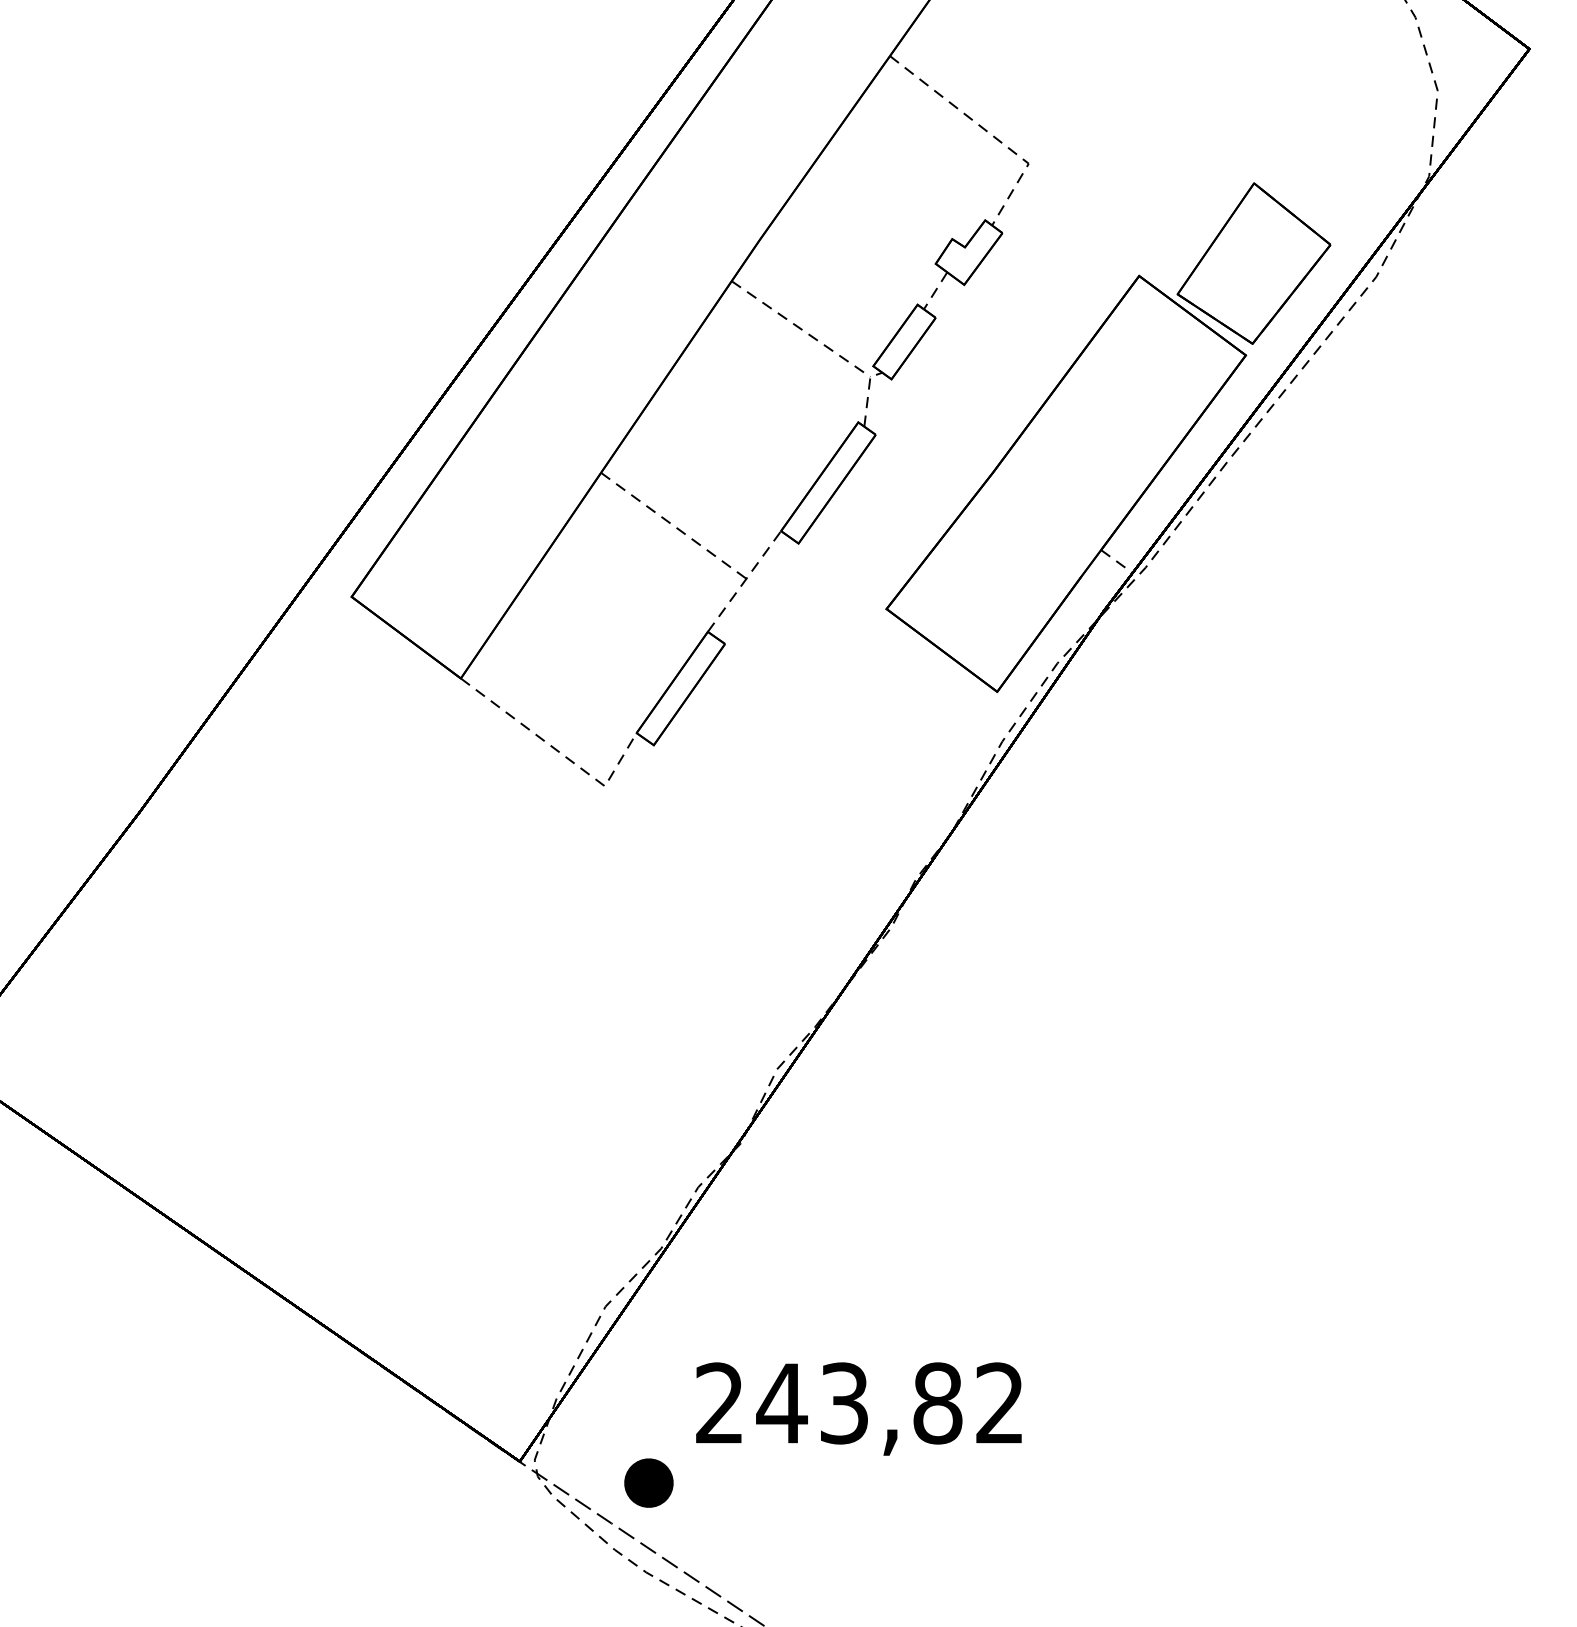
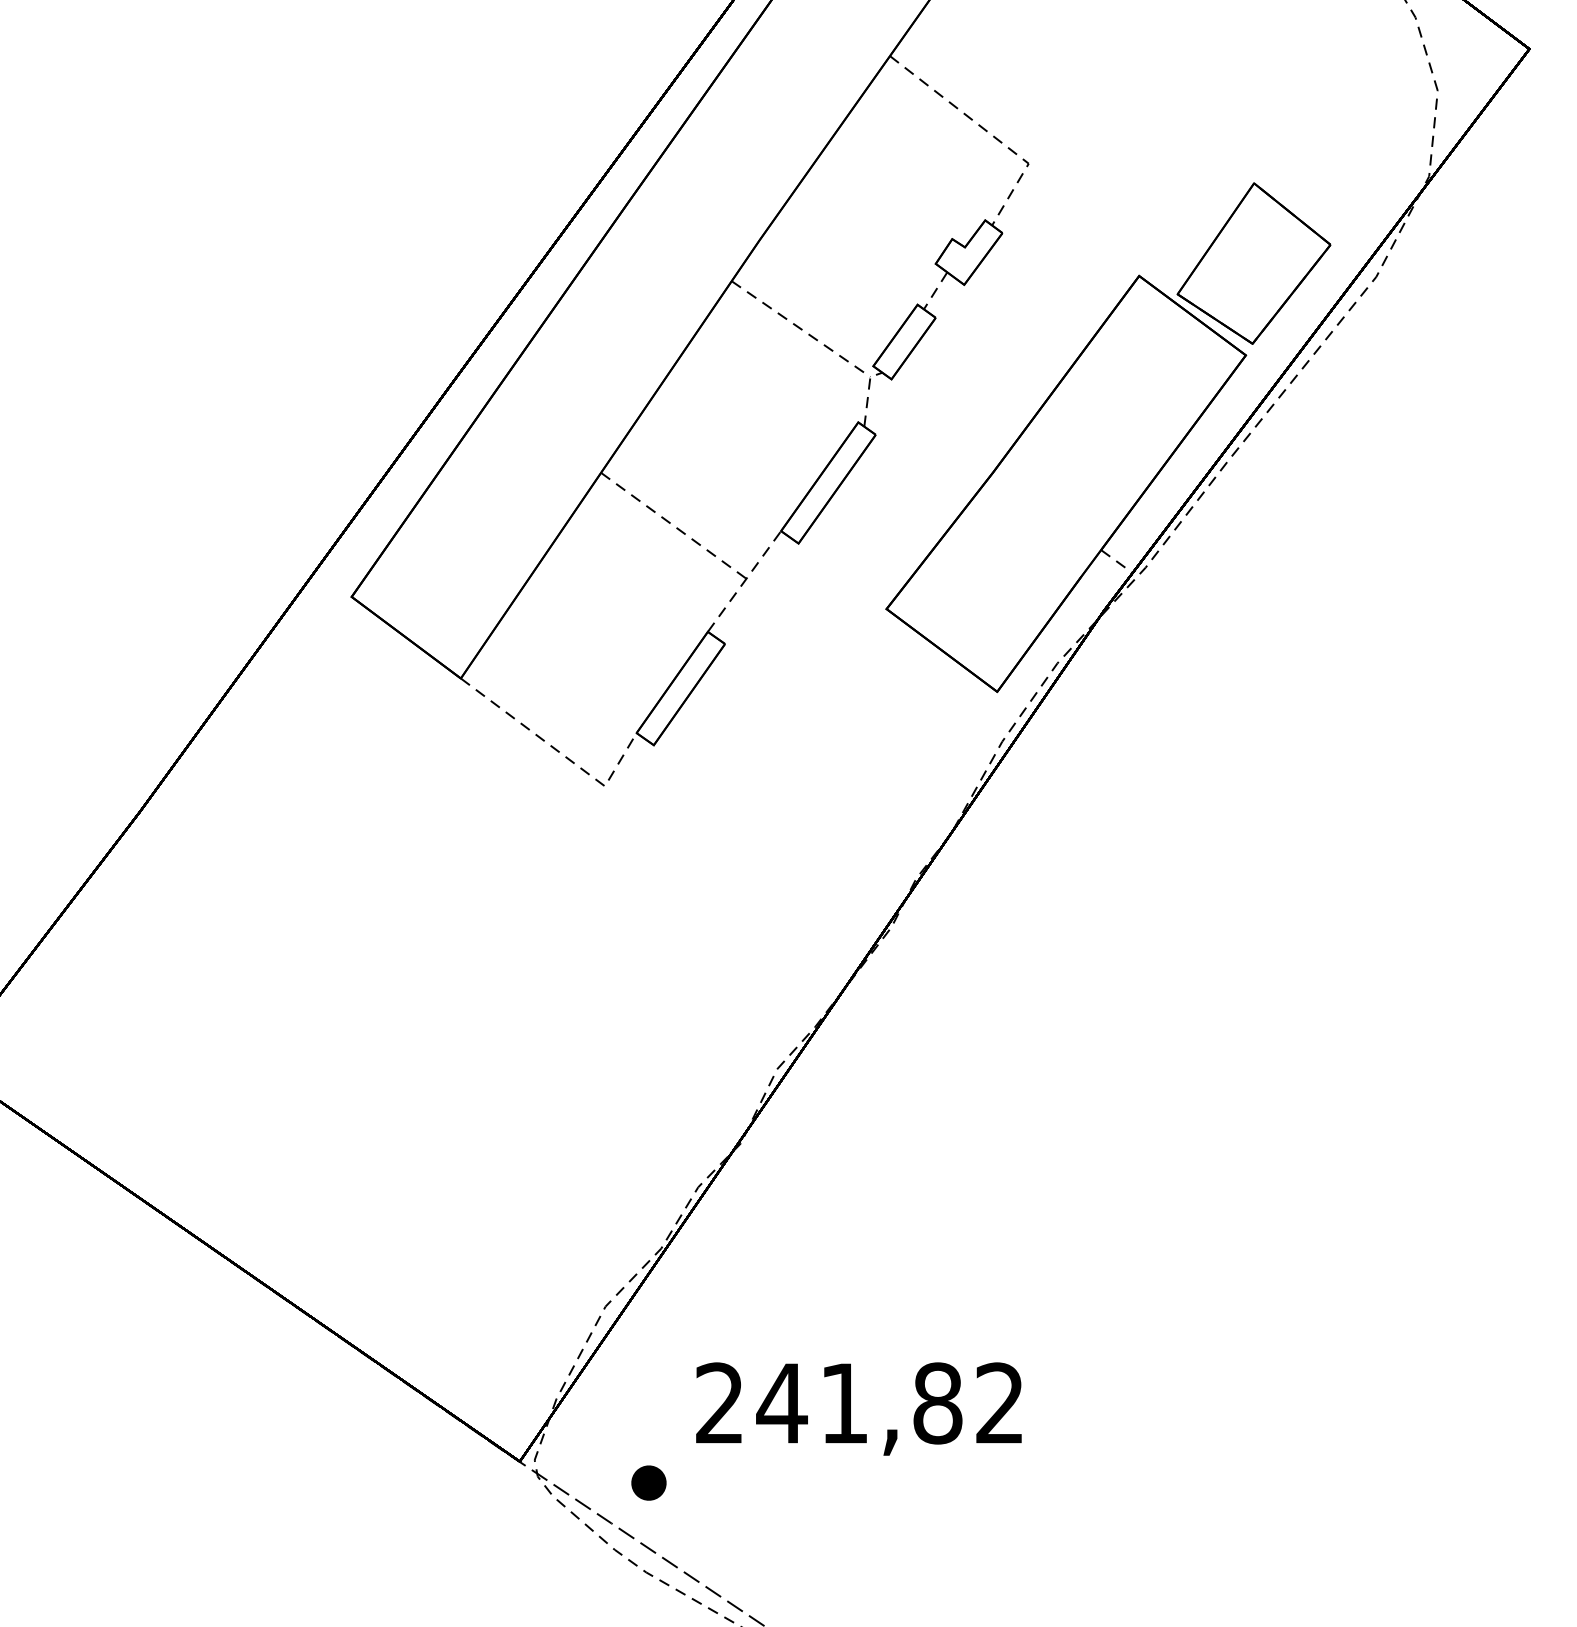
text: 243,82 -> 241,82 (844, 1403)
part size: 50x50 px -> 36x36 px (648, 1482)
